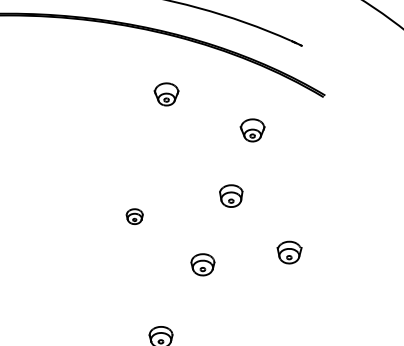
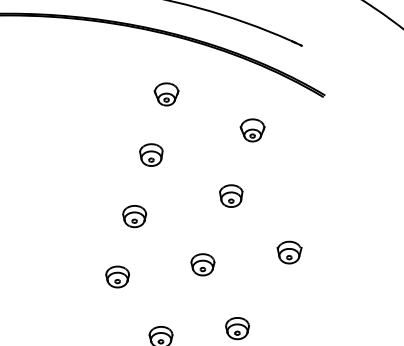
part: none -> present (151, 154)
part size: 19x17 px -> 26x24 px (134, 216)
part: none -> present (117, 276)
part: none -> present (237, 328)
